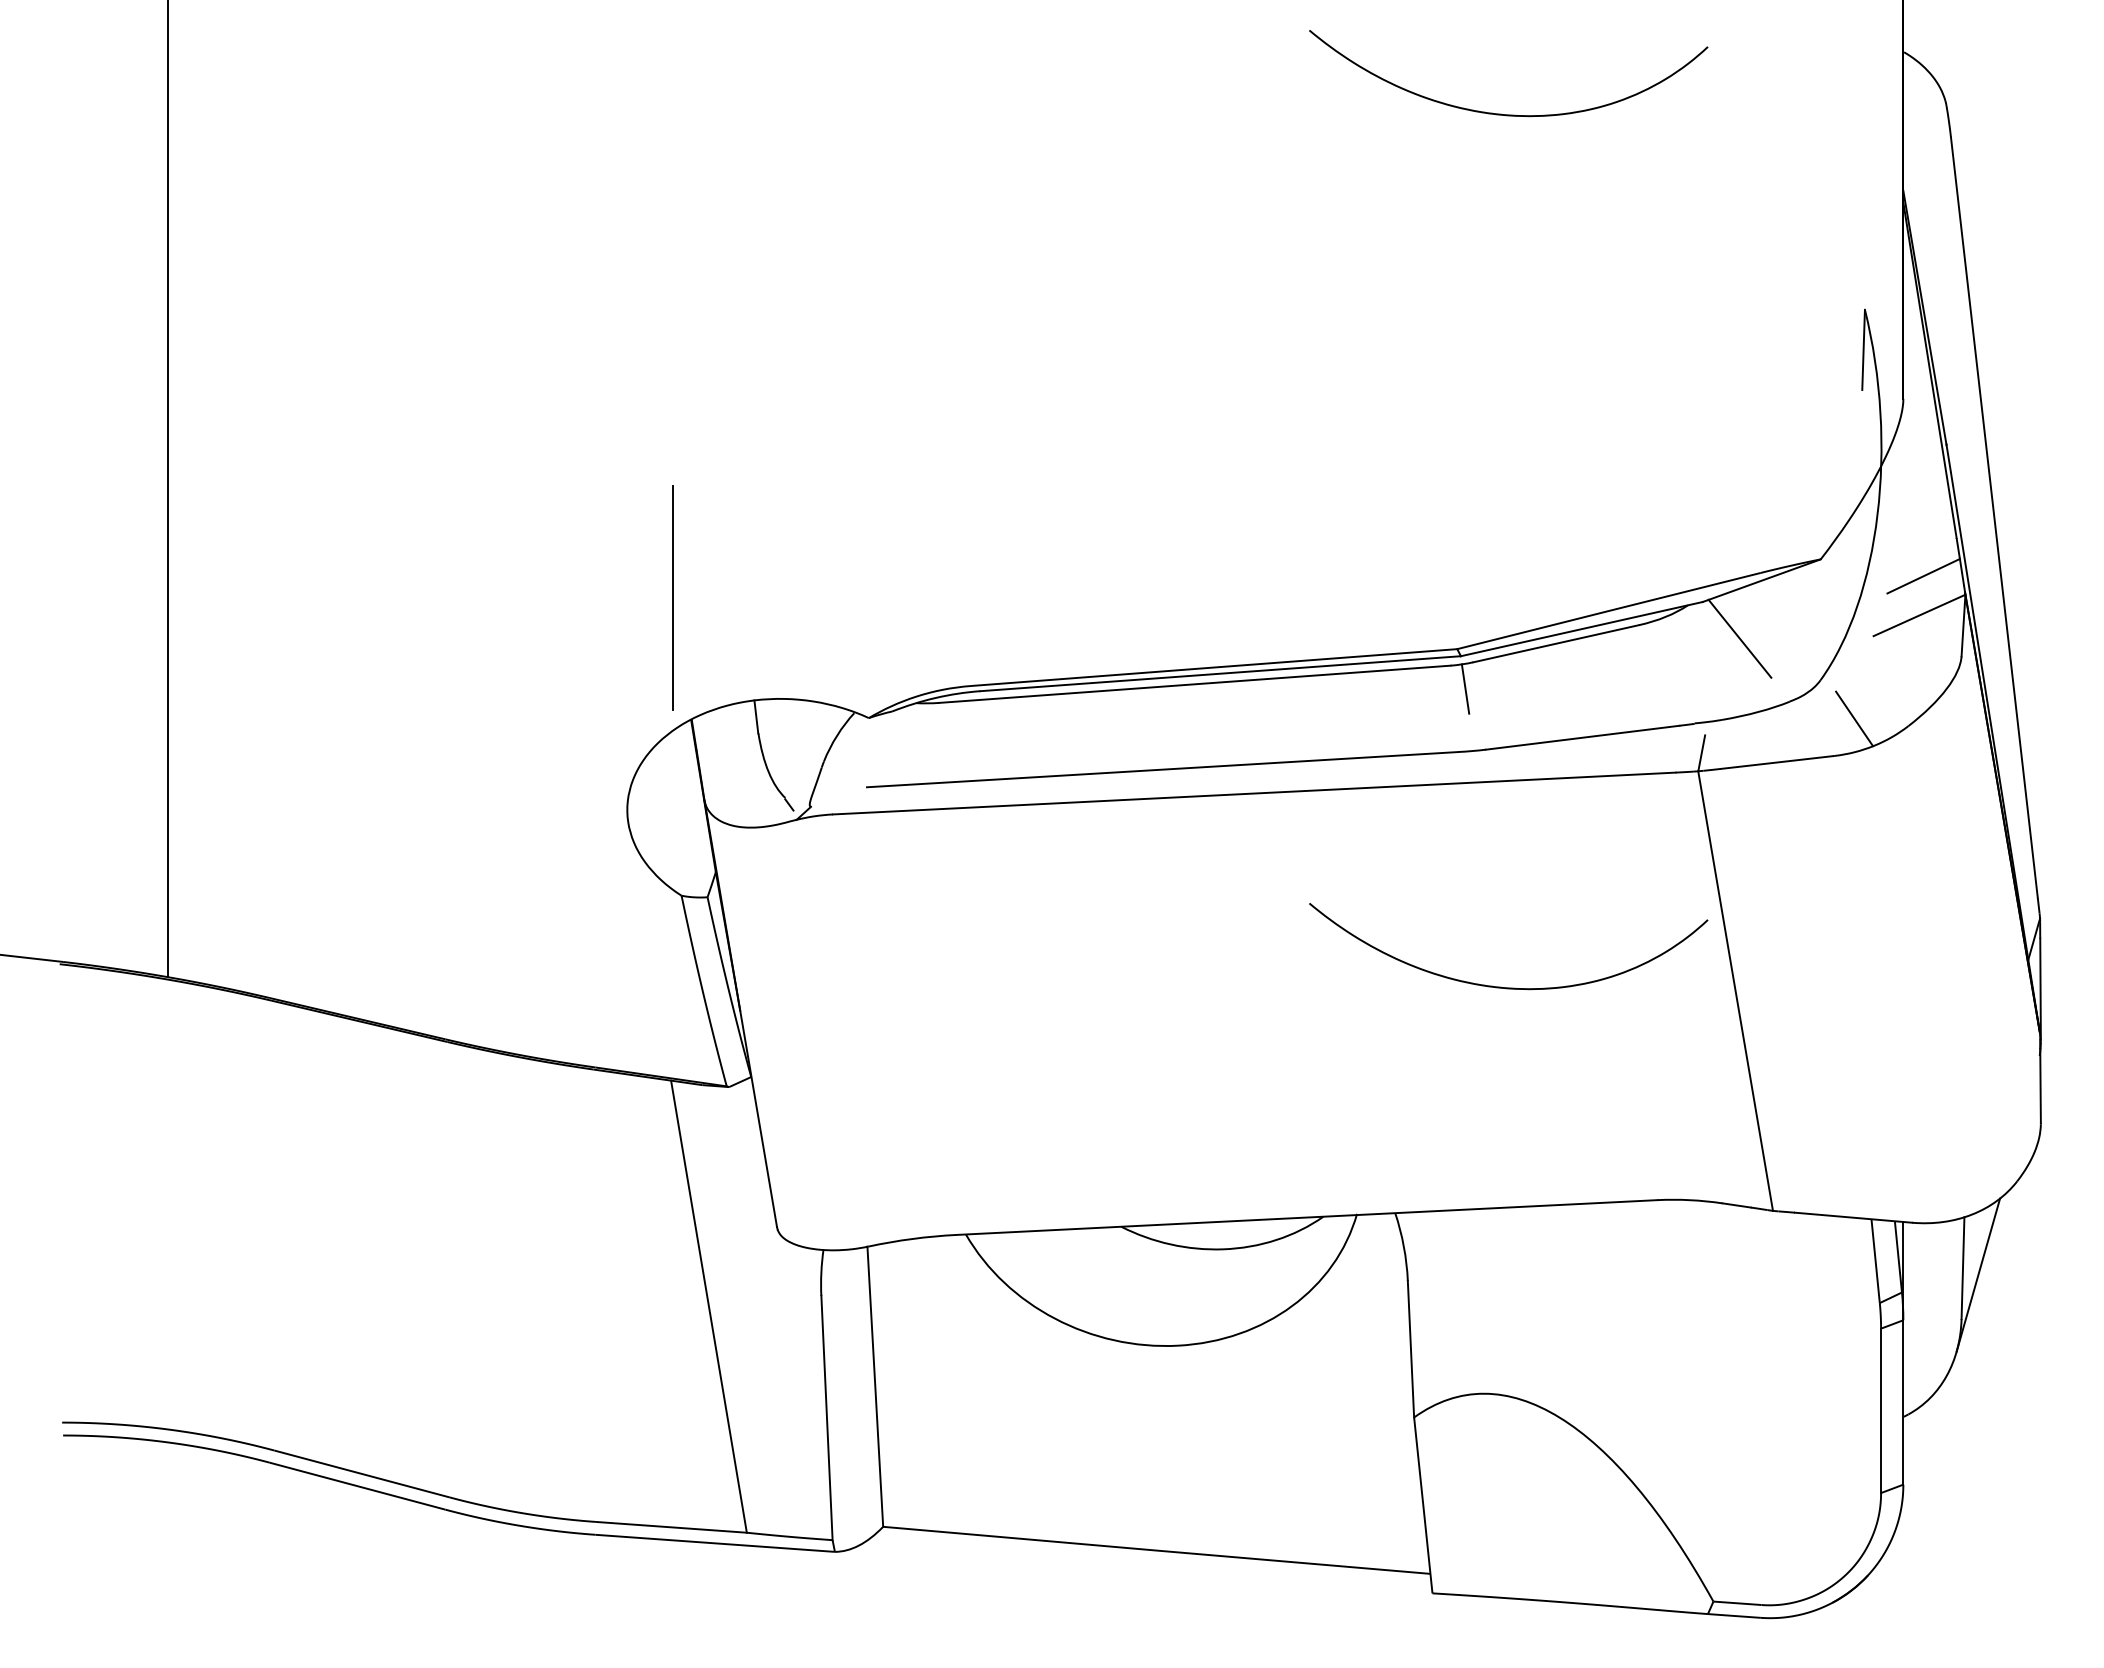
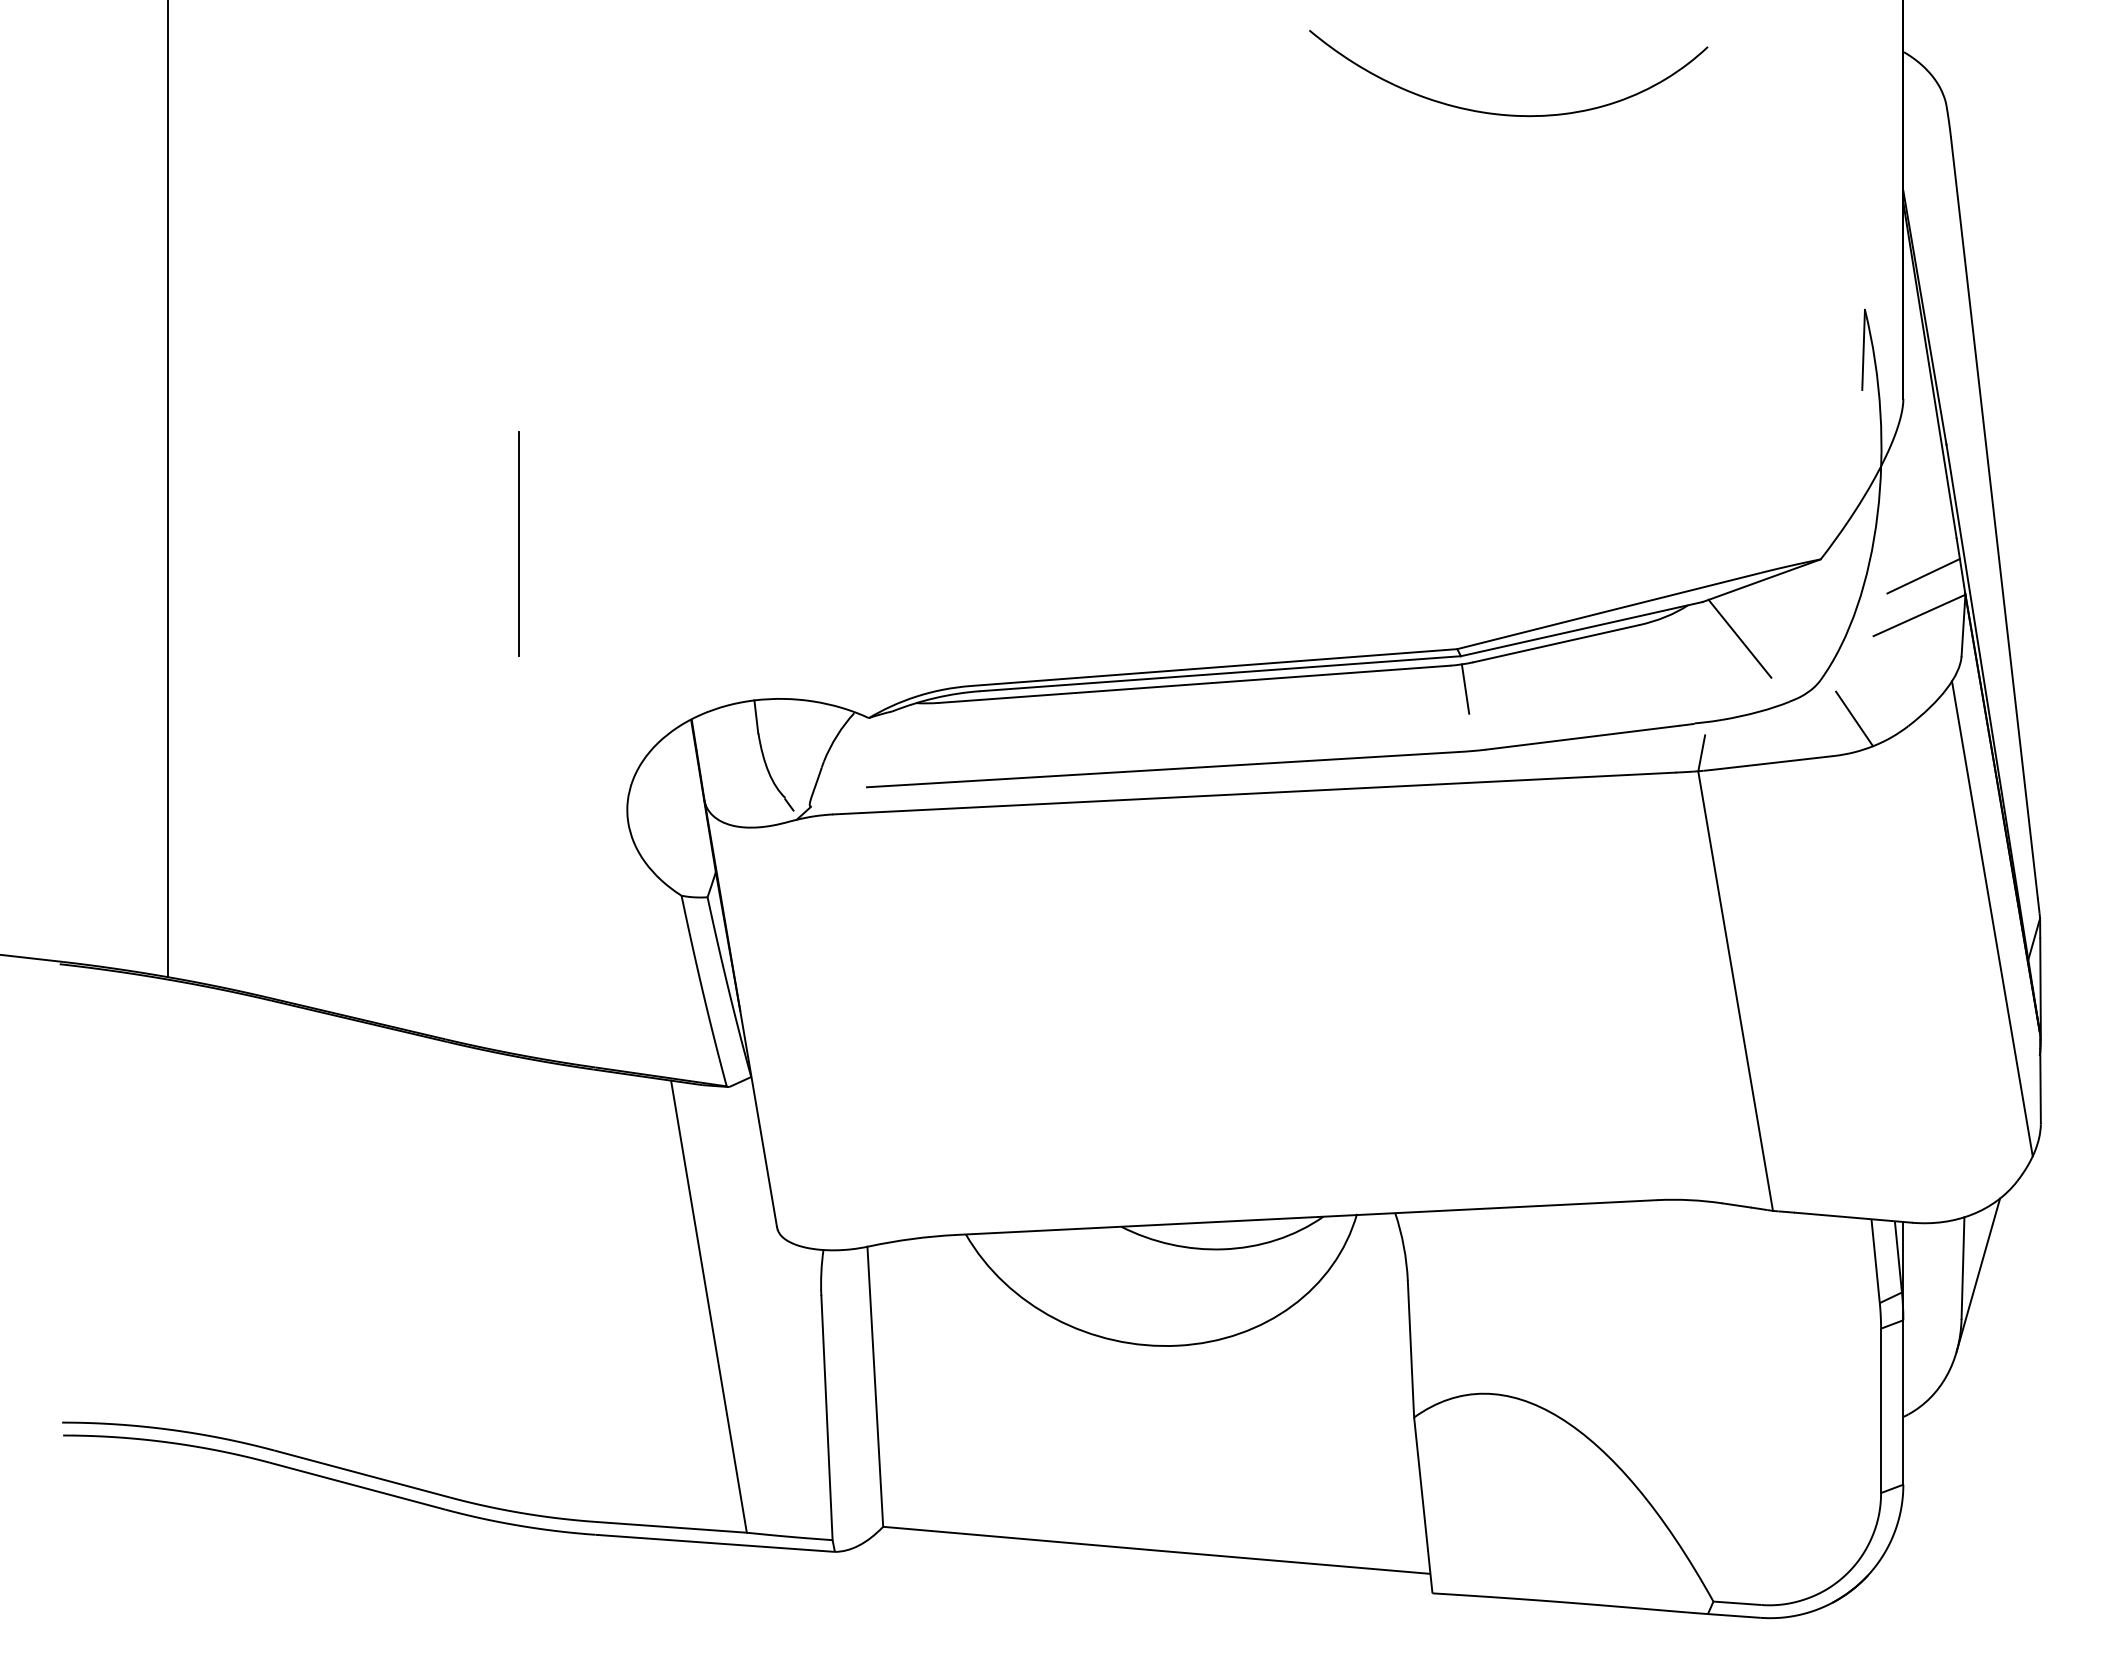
line position: (672, 597) -> (518, 543) (518, 543)
line: none -> present (1992, 918)
curve: present -> none (1501, 986)
